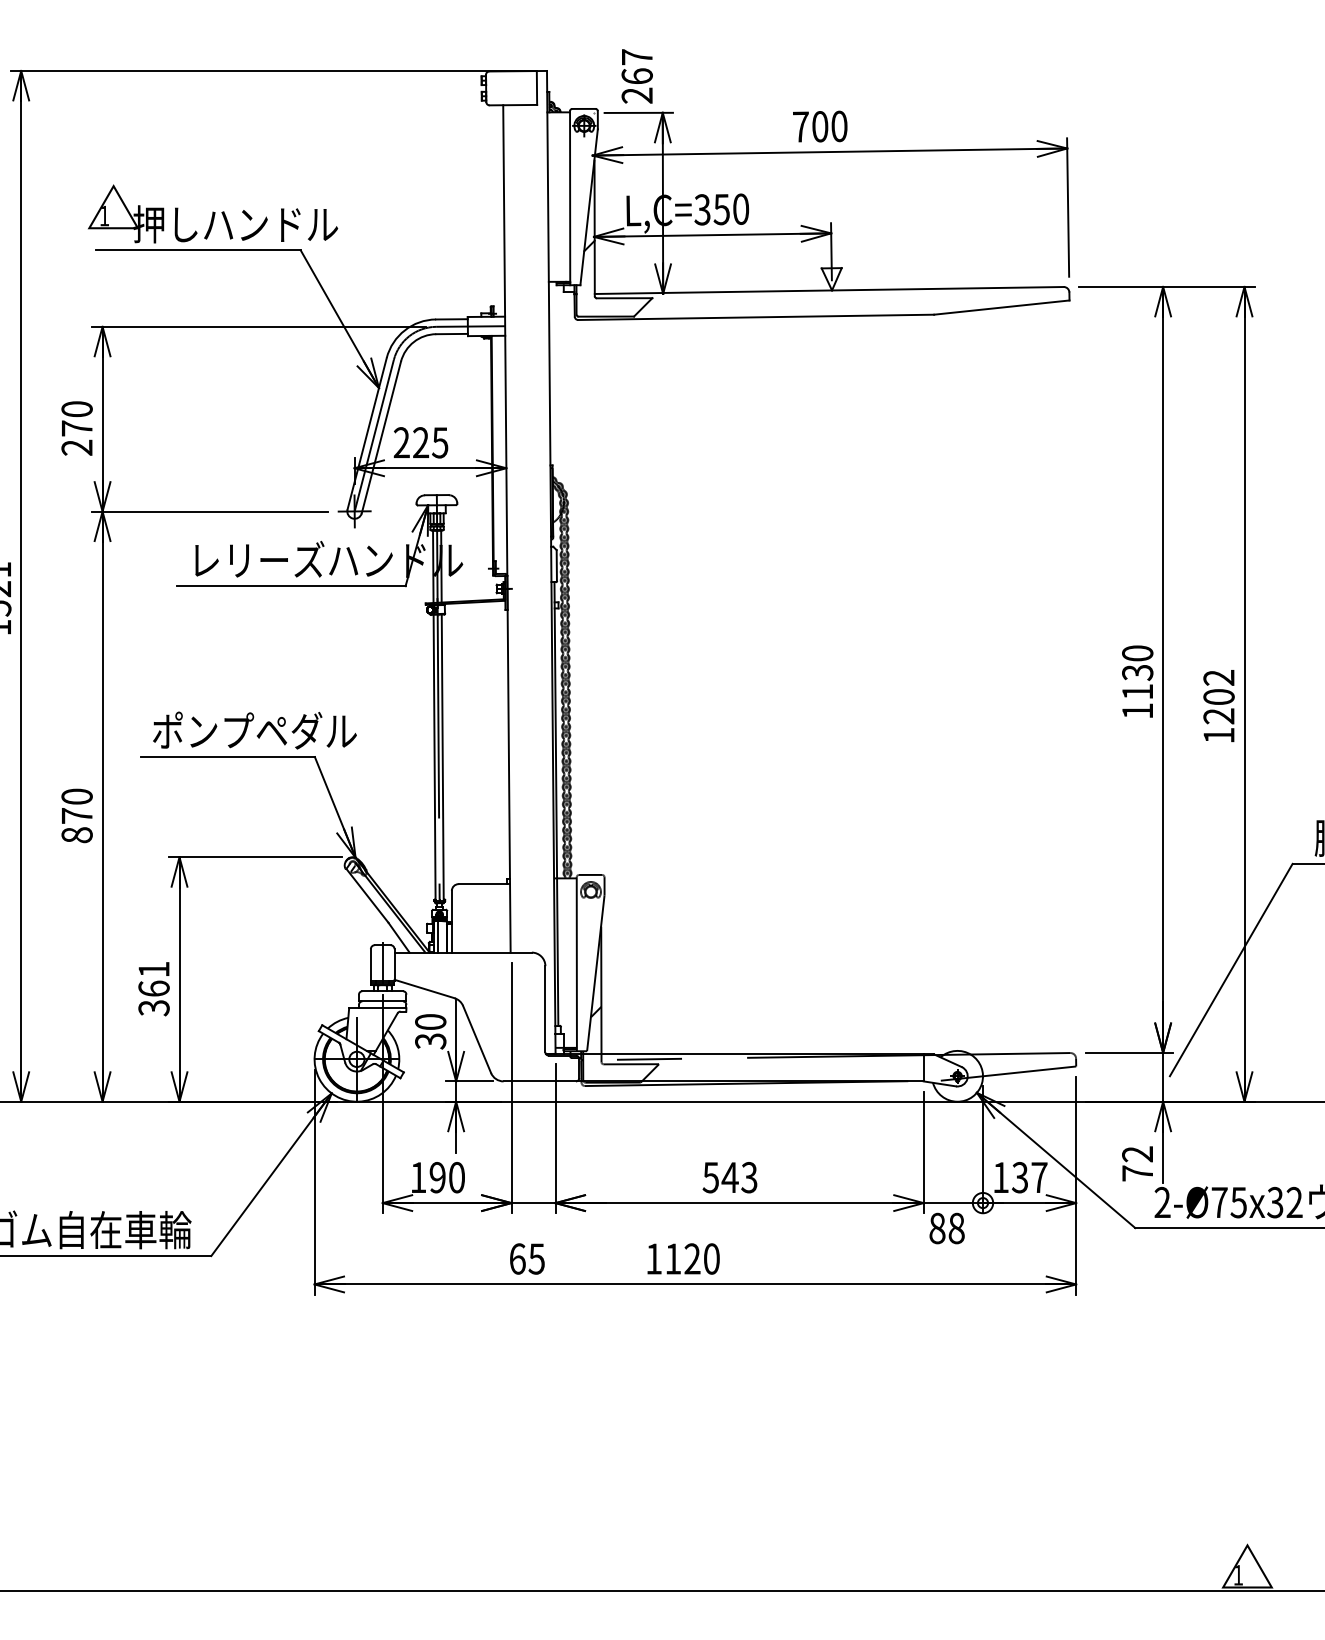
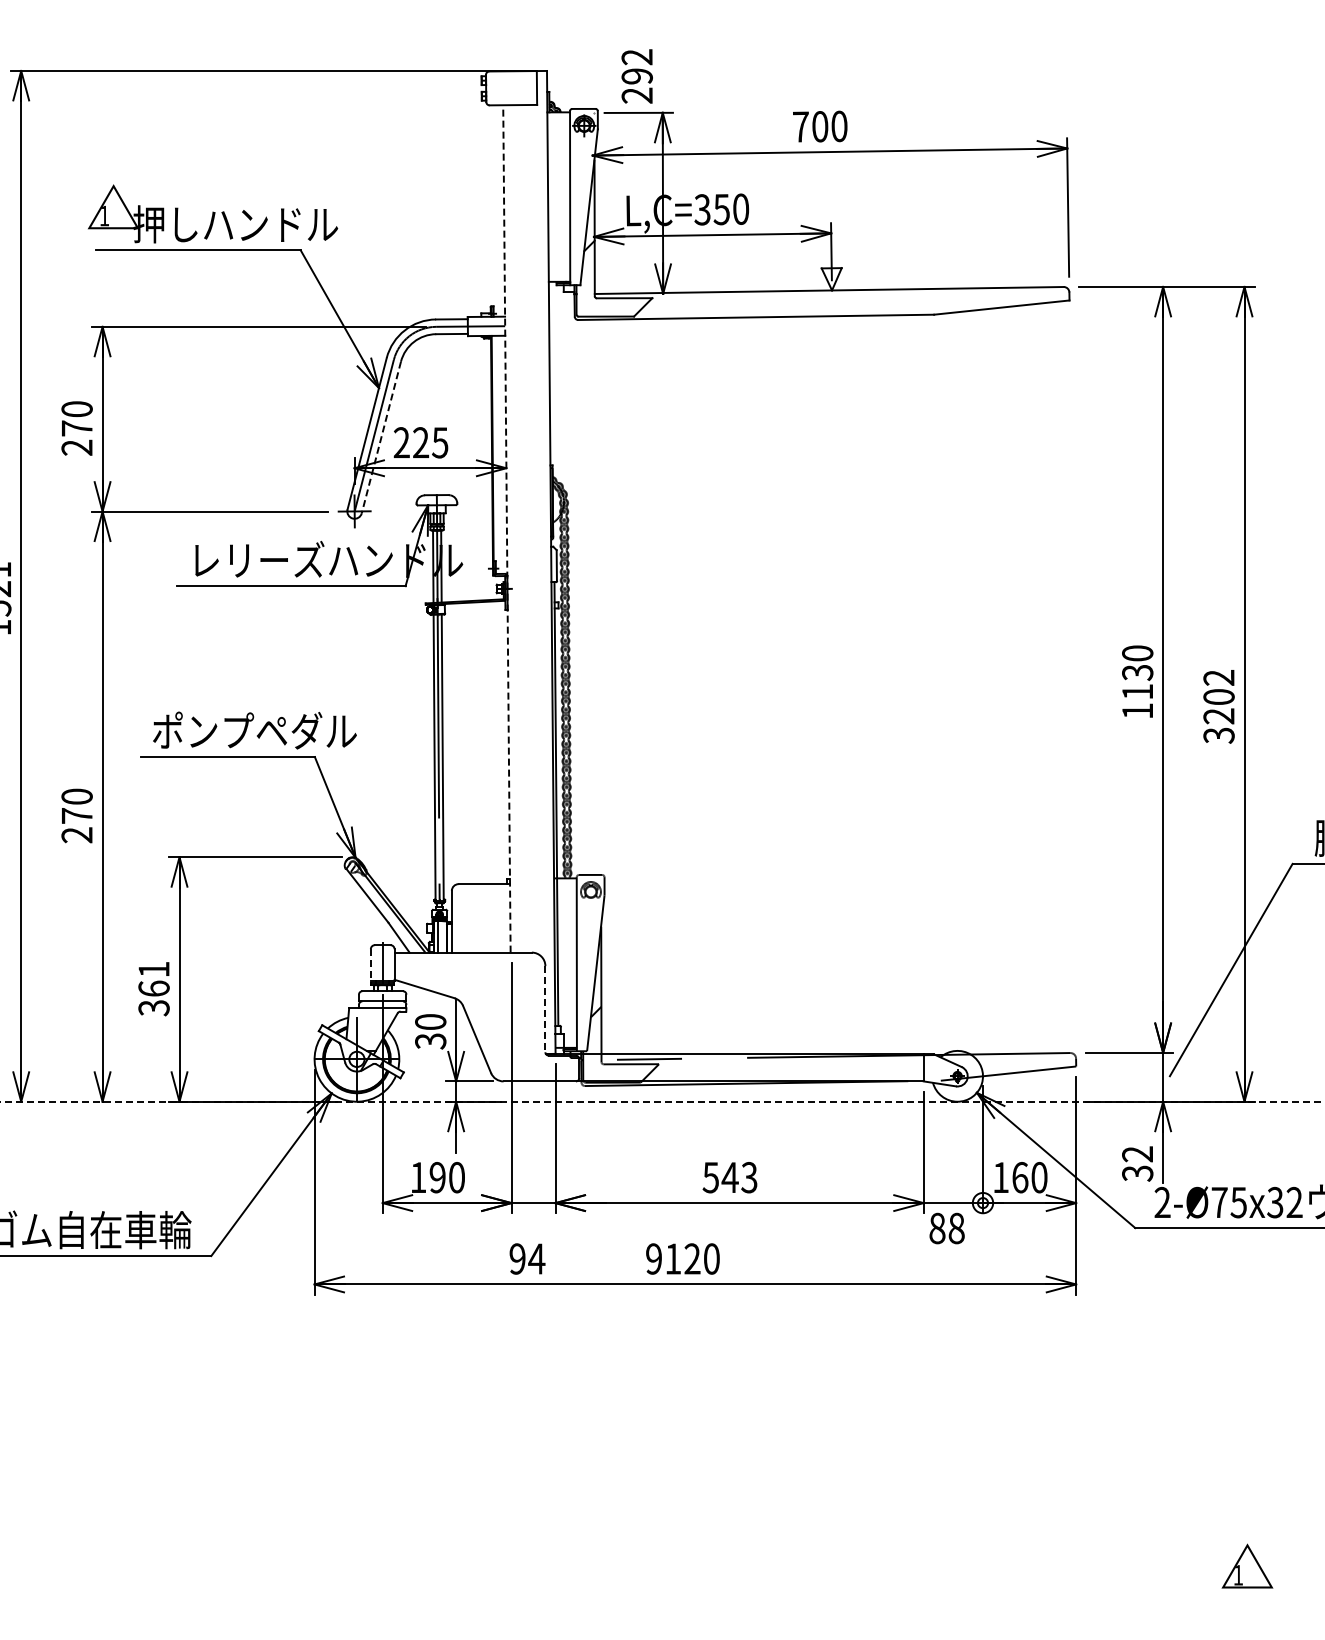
text: 267 -> 292 (636, 66)
line: solid -> dashed (381, 437)
line: solid -> dashed (506, 528)
text: 1202 -> 3202 (1218, 735)
text: 870 -> 270 (76, 835)
line: solid -> dashed (370, 965)
line: solid -> dashed (545, 1009)
line: solid -> dashed (662, 1101)
text: 72 -> 32 (1137, 1173)
text: 137 -> 160 (1029, 1177)
text: 65 -> 94 (527, 1258)
text: 1120 -> 9120 (653, 1258)
line: present -> none (661, 1590)
